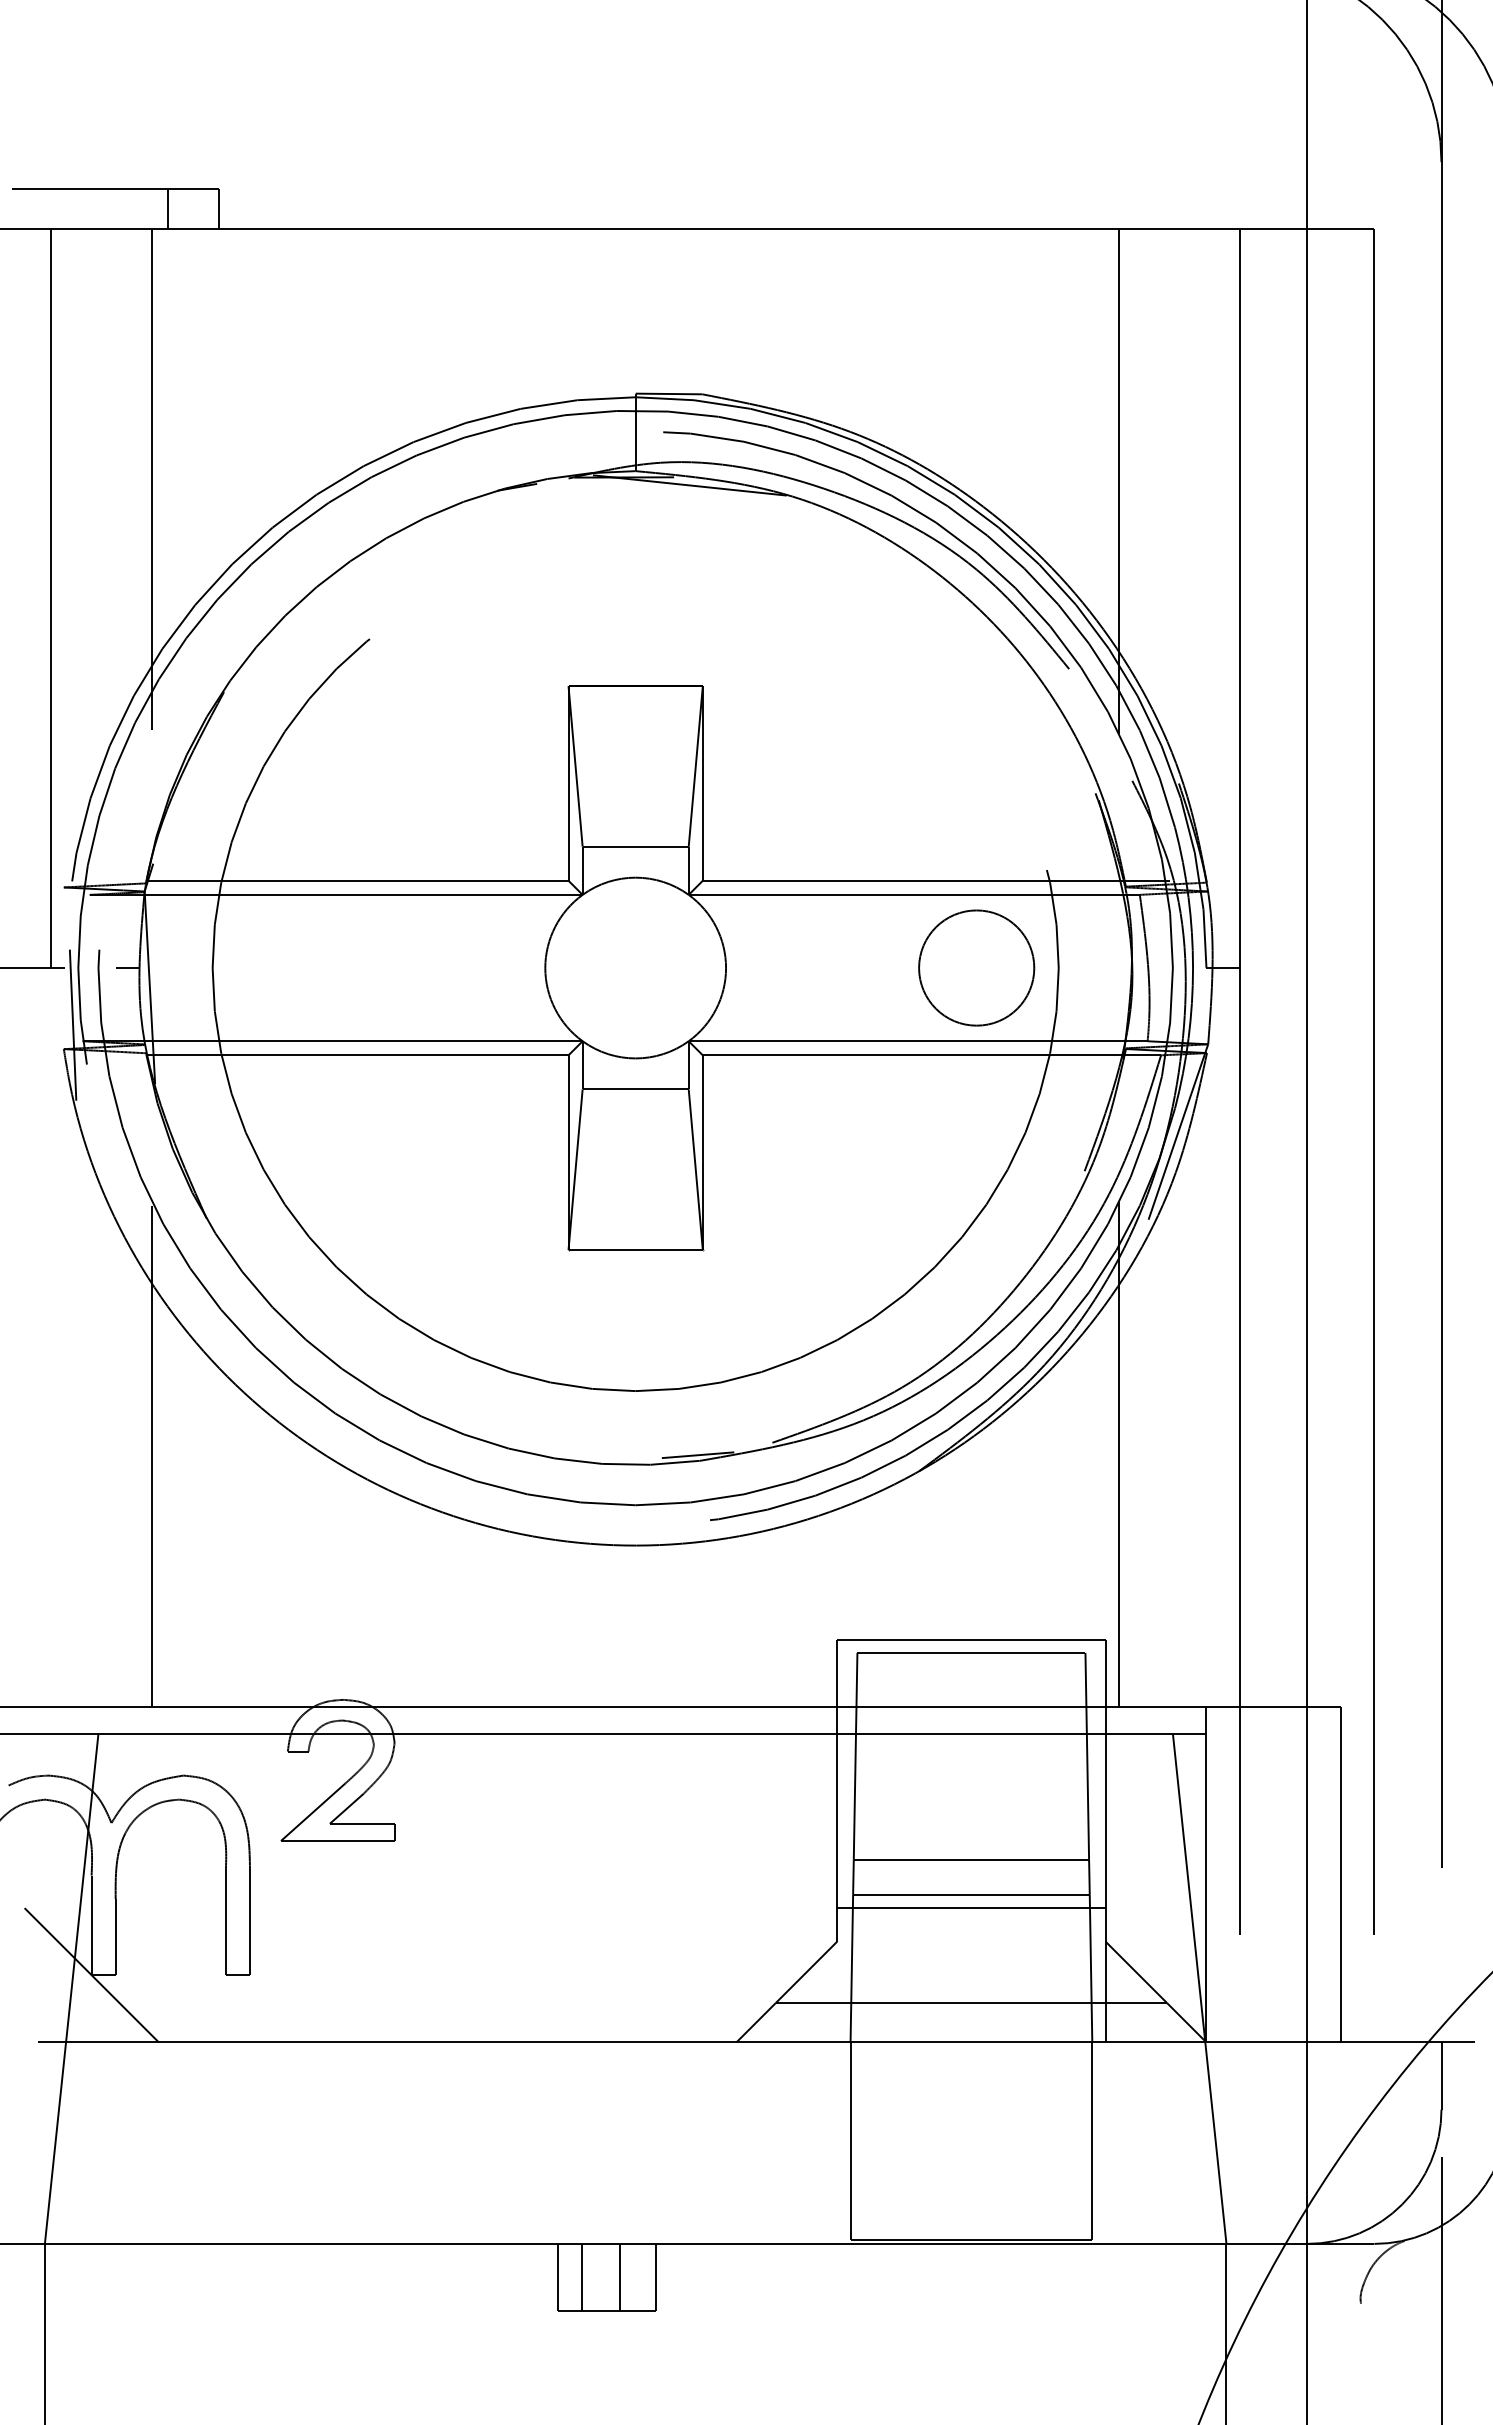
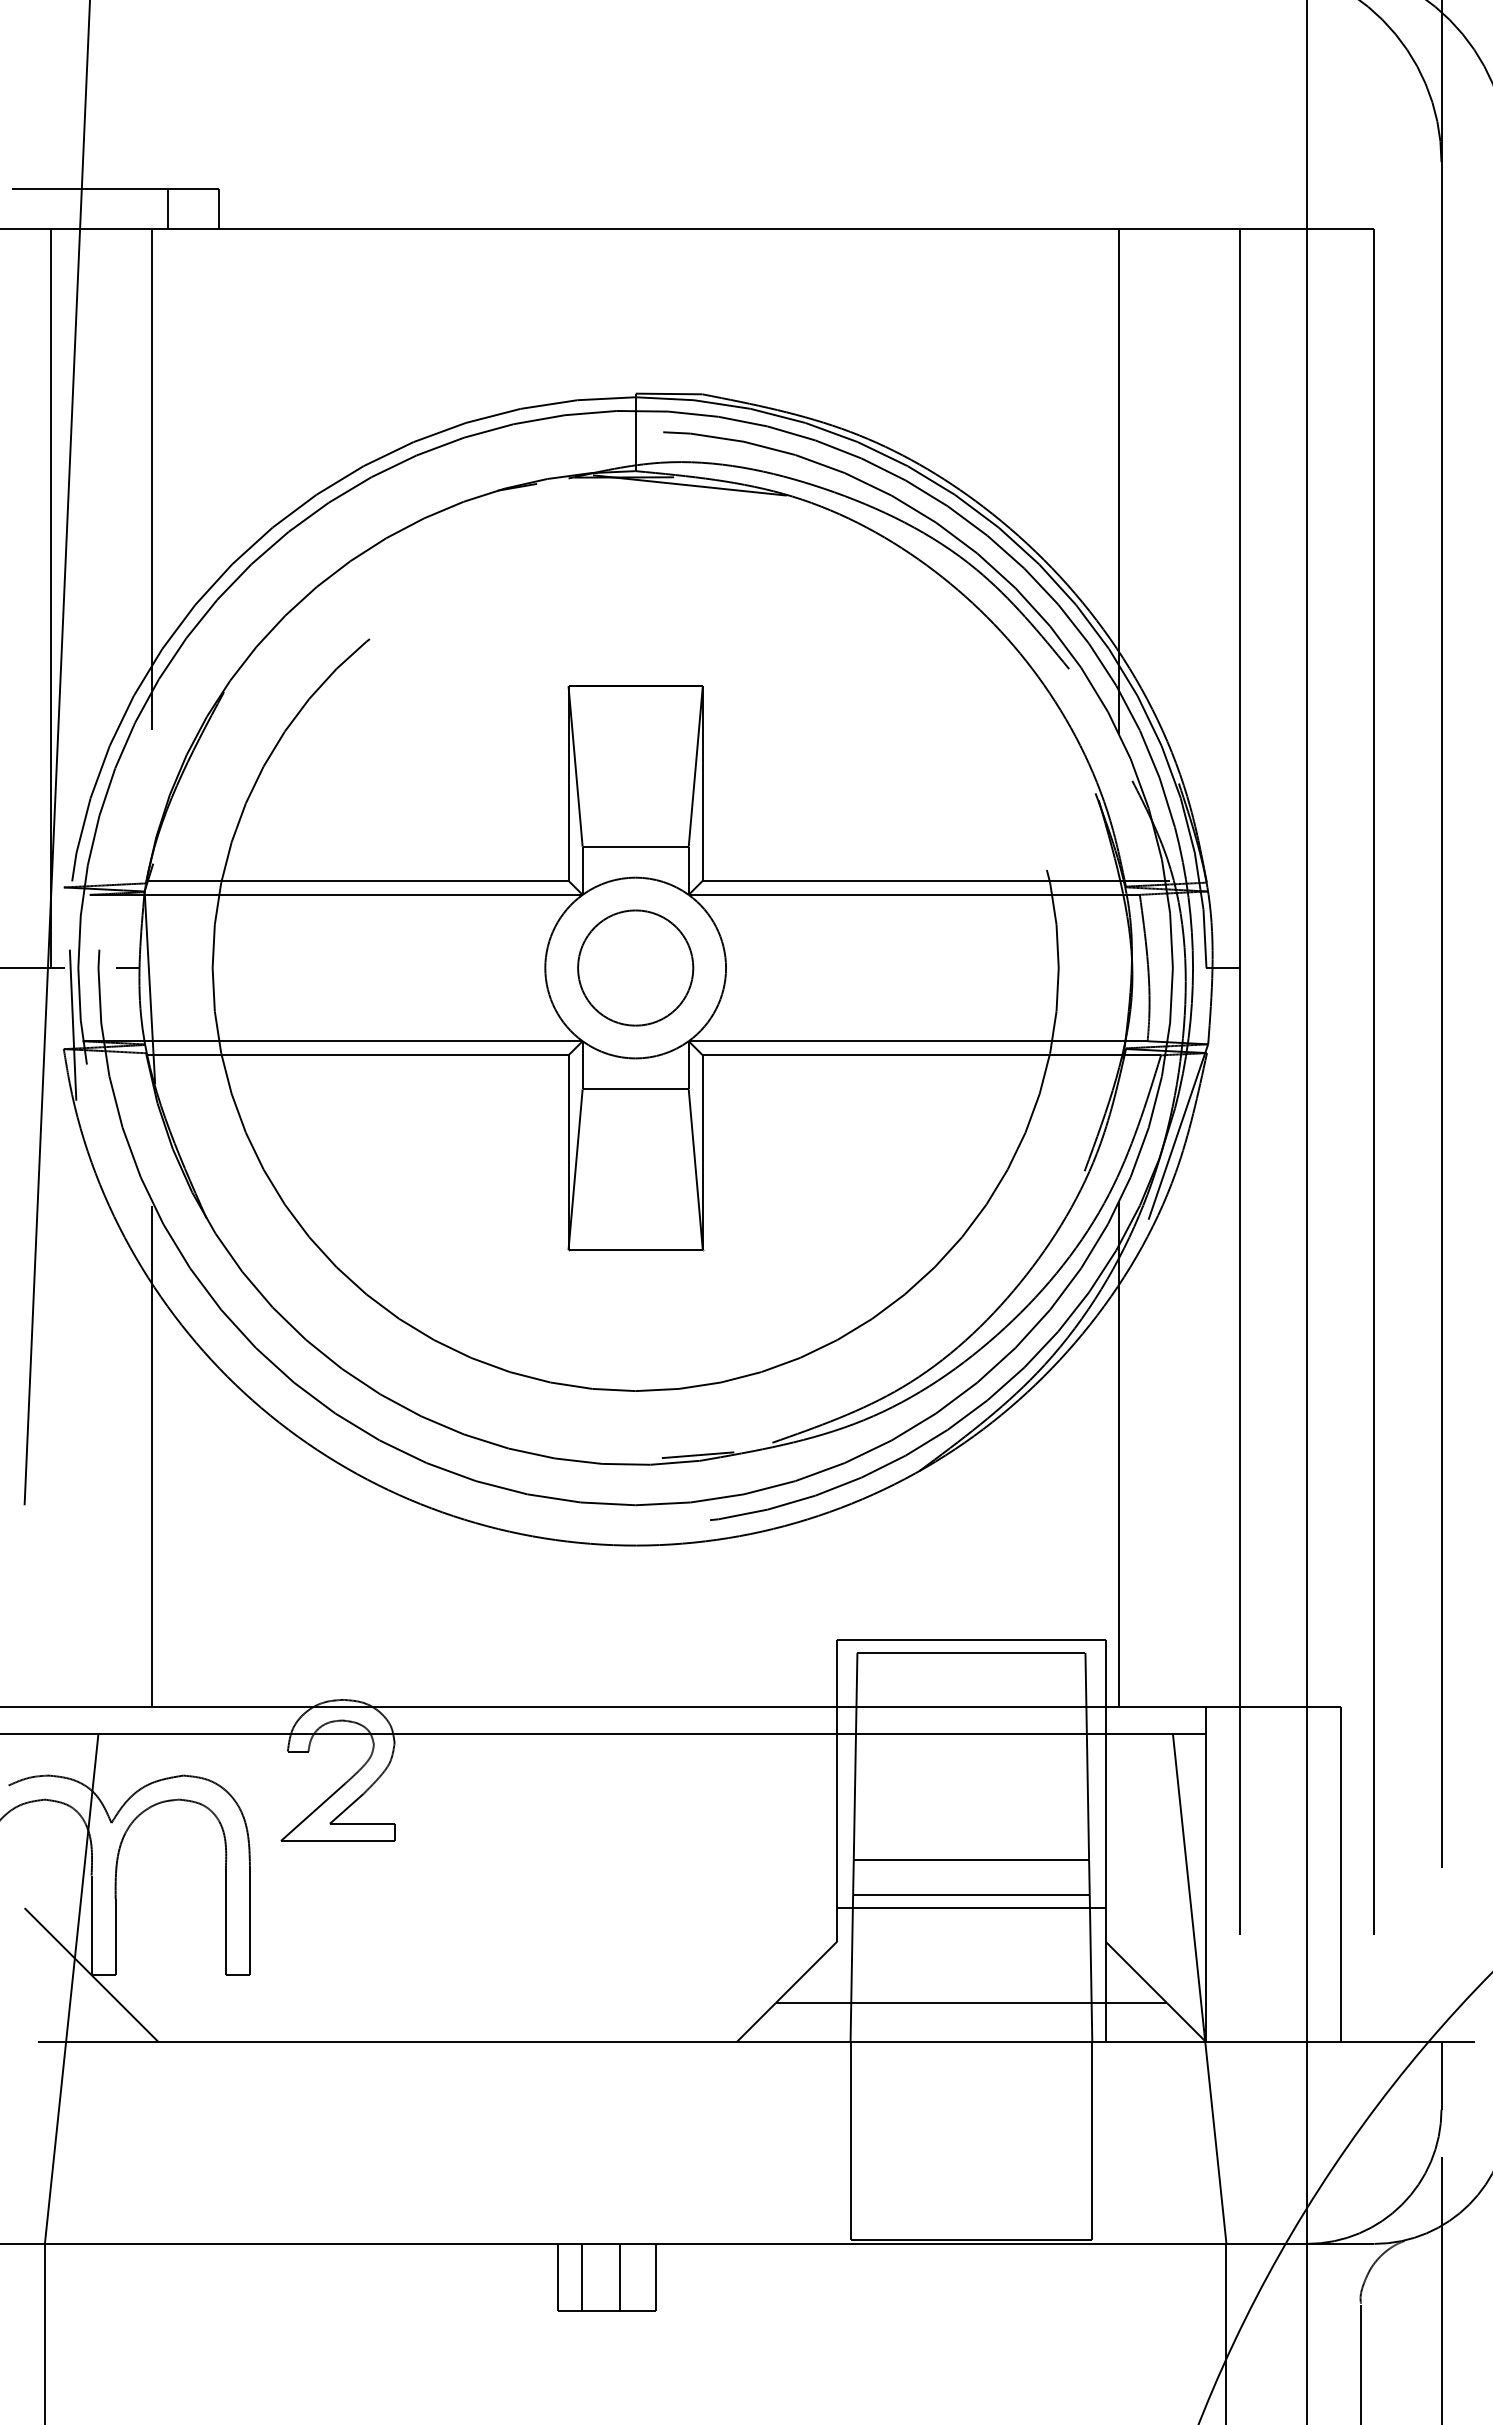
line: none -> present (56, 753)
circle position: (976, 967) -> (635, 967) (635, 967)
line: none -> present (1360, 2362)
